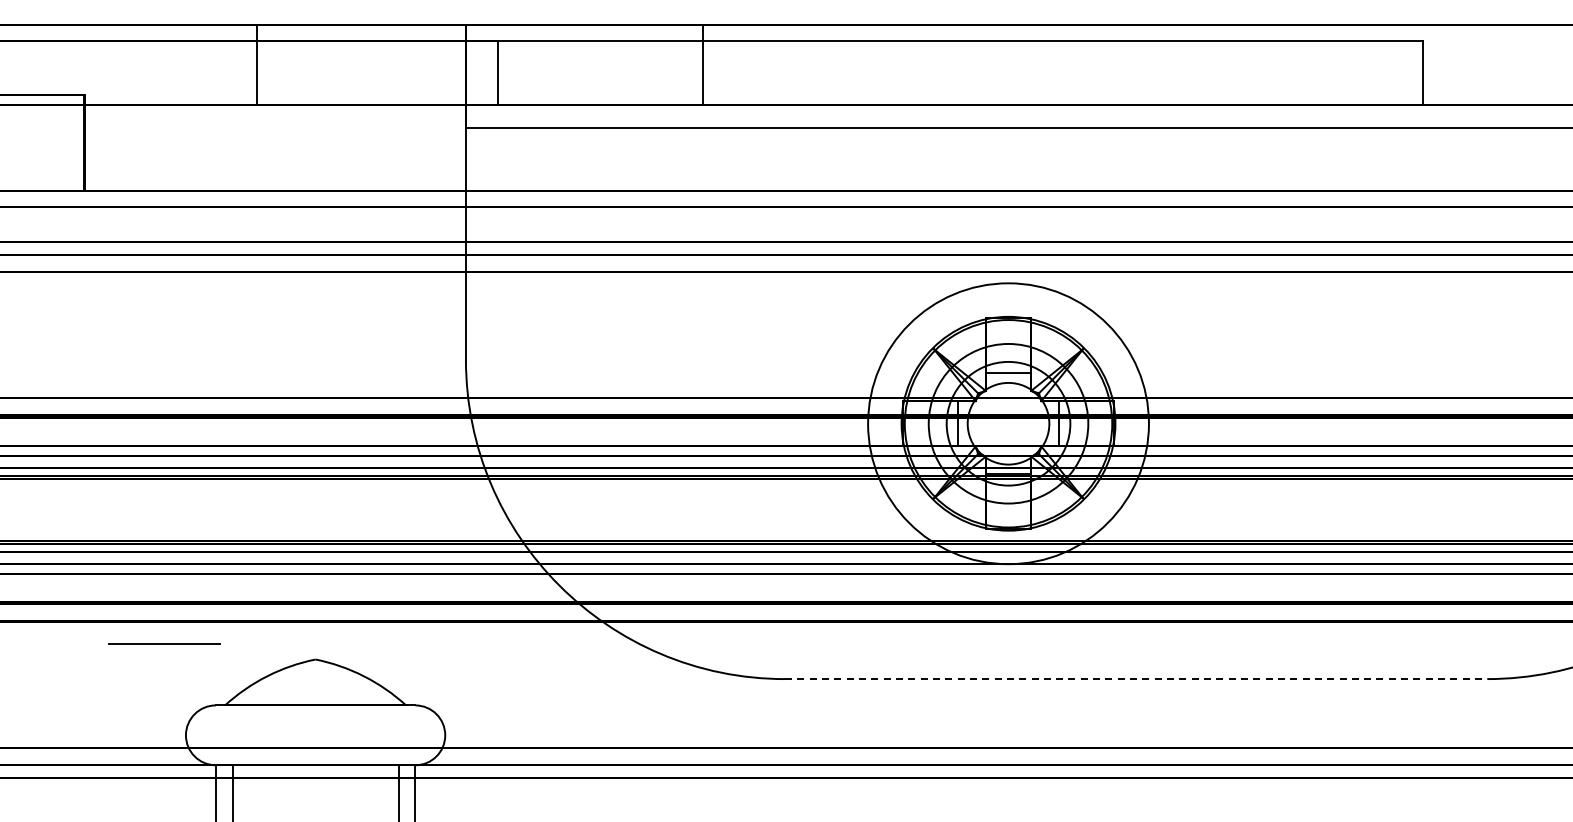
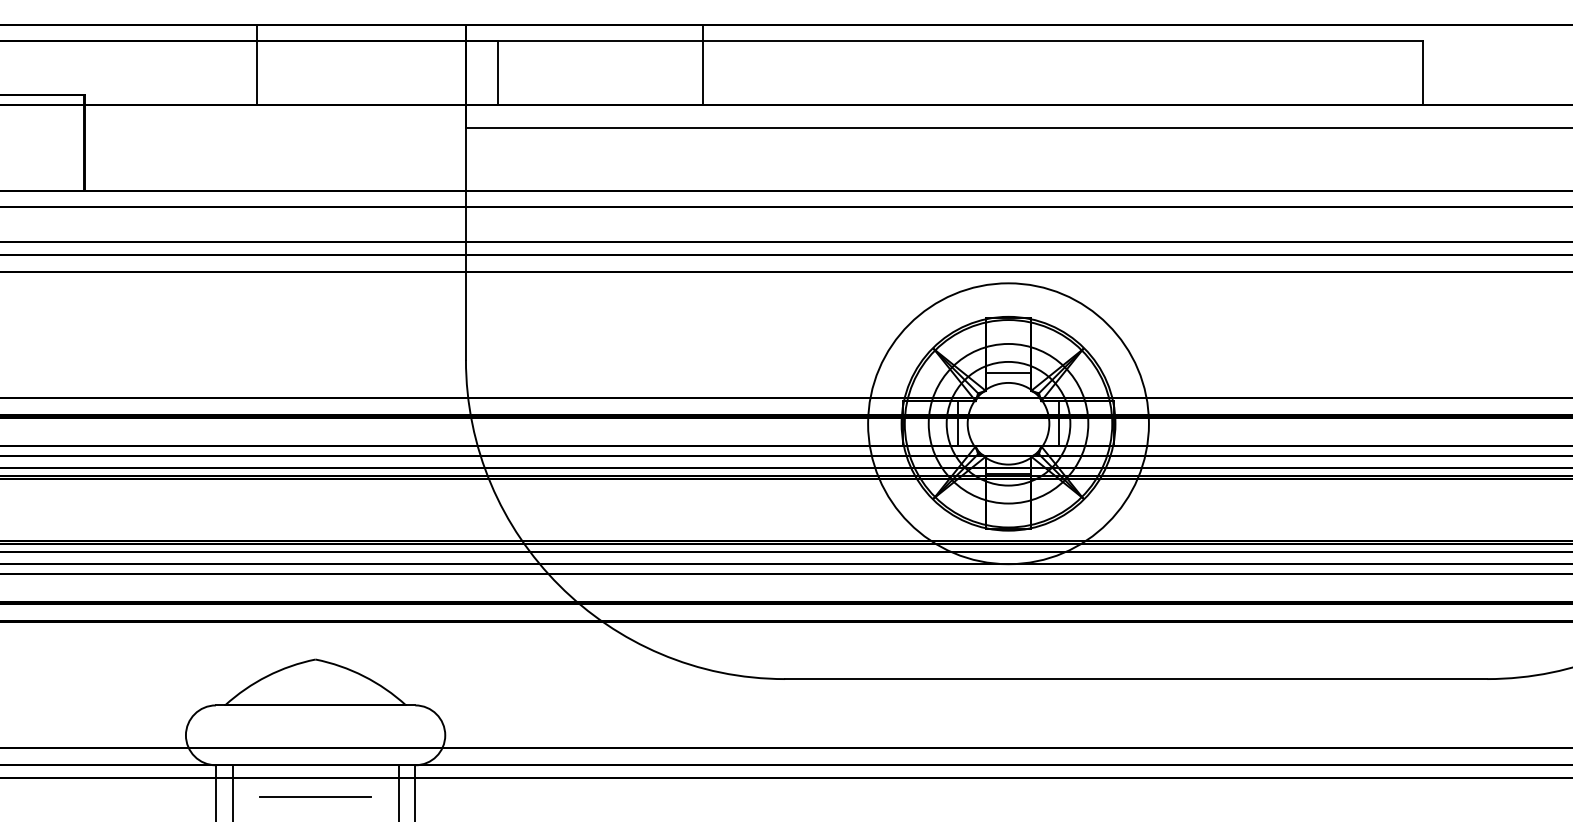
line position: (164, 643) -> (315, 796) (315, 796)
line: dashed -> solid (1136, 679)
